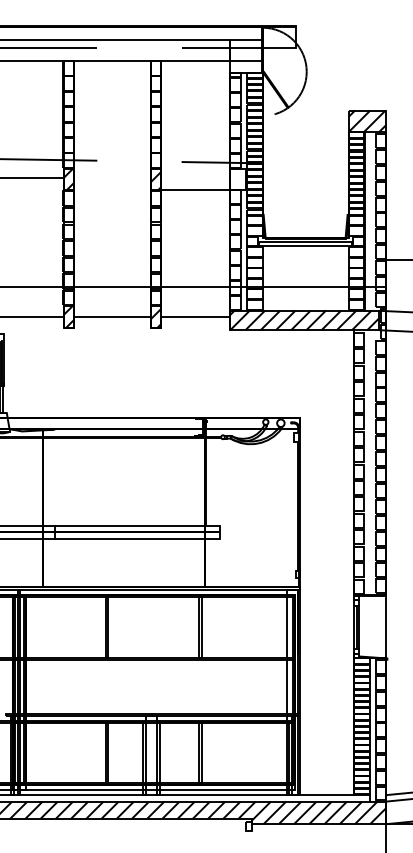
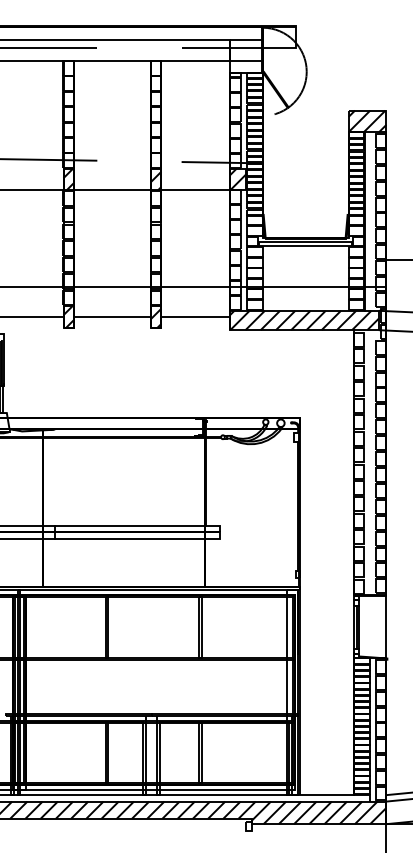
line position: (32, 178) -> (32, 190) (32, 190)
hatch: none -> present (238, 179)
line: none -> present (112, 190)
